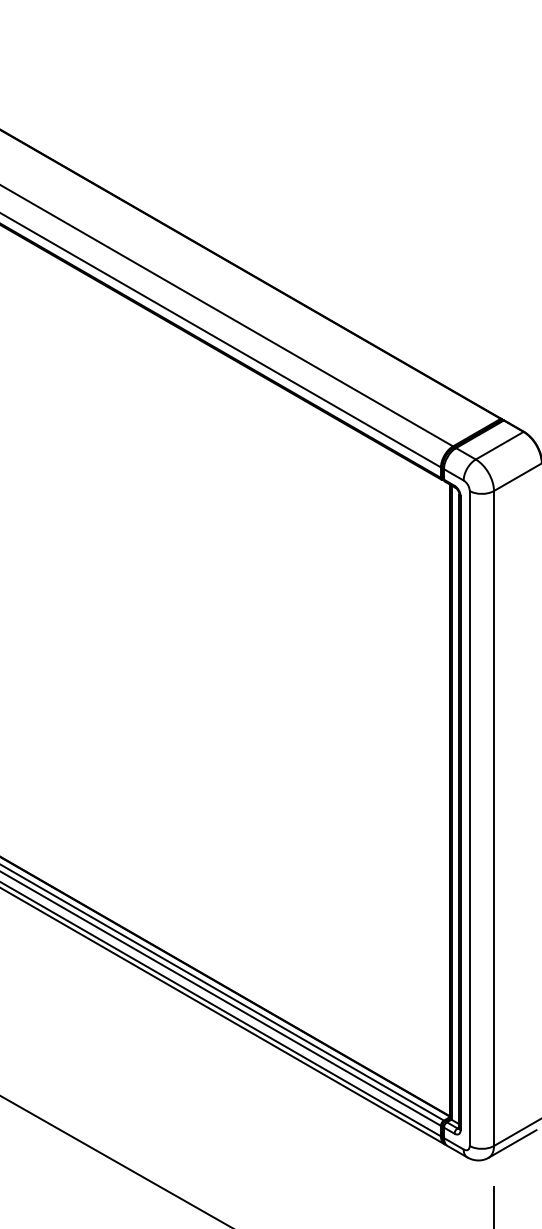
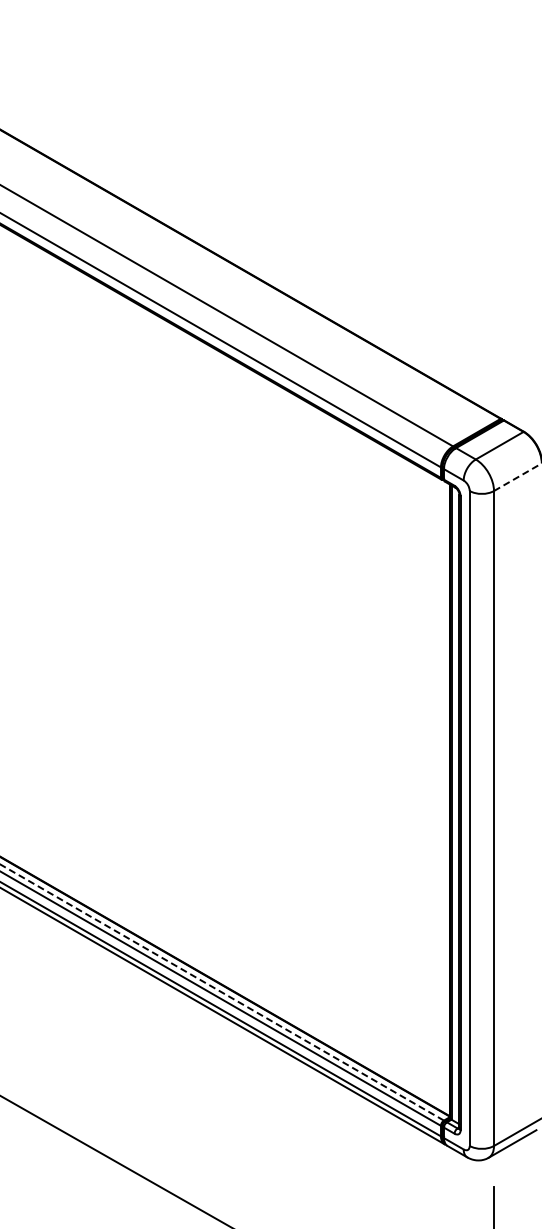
line: solid -> dashed (517, 477)
line: solid -> dashed (222, 992)
